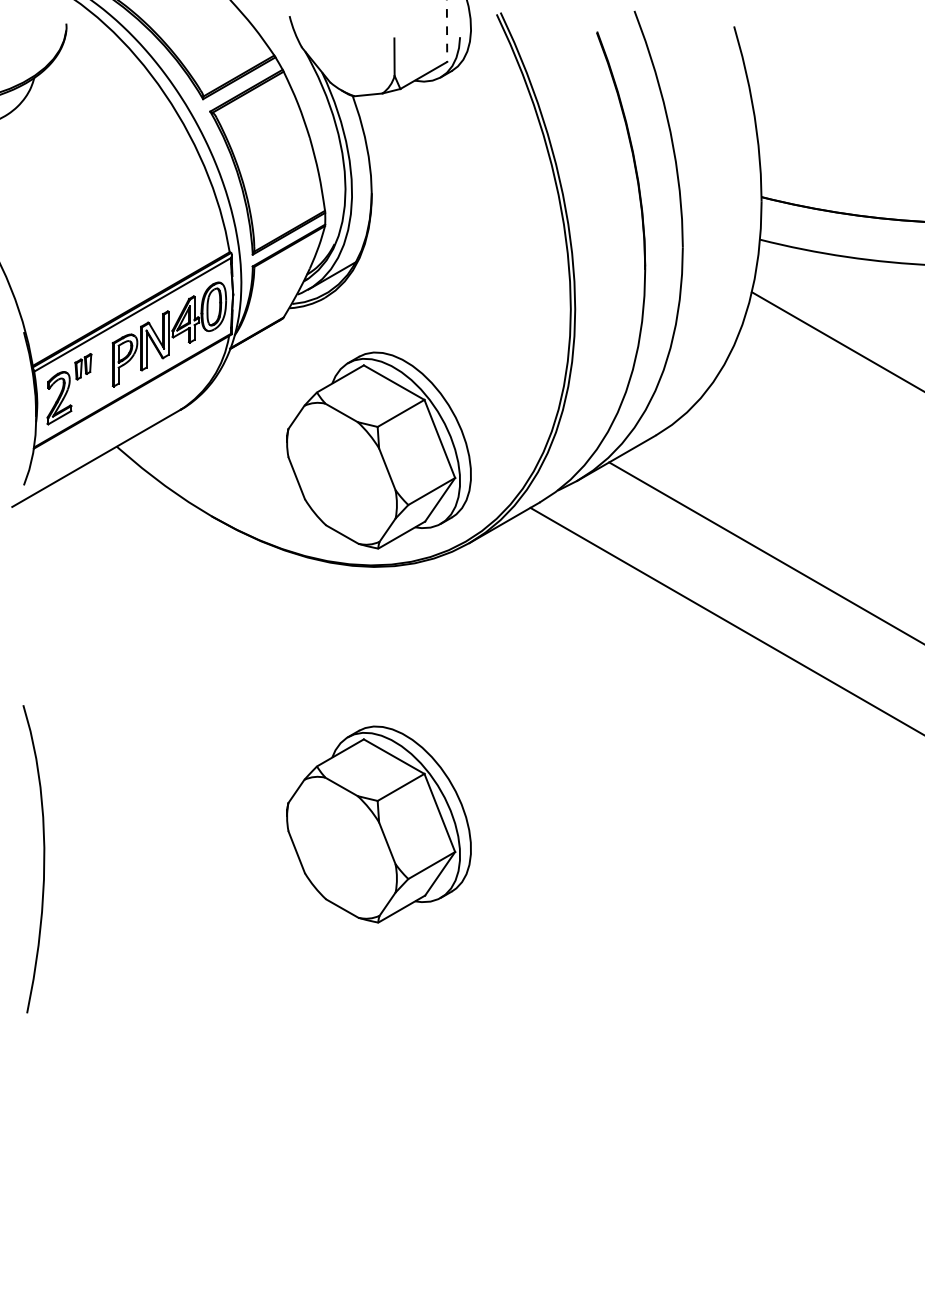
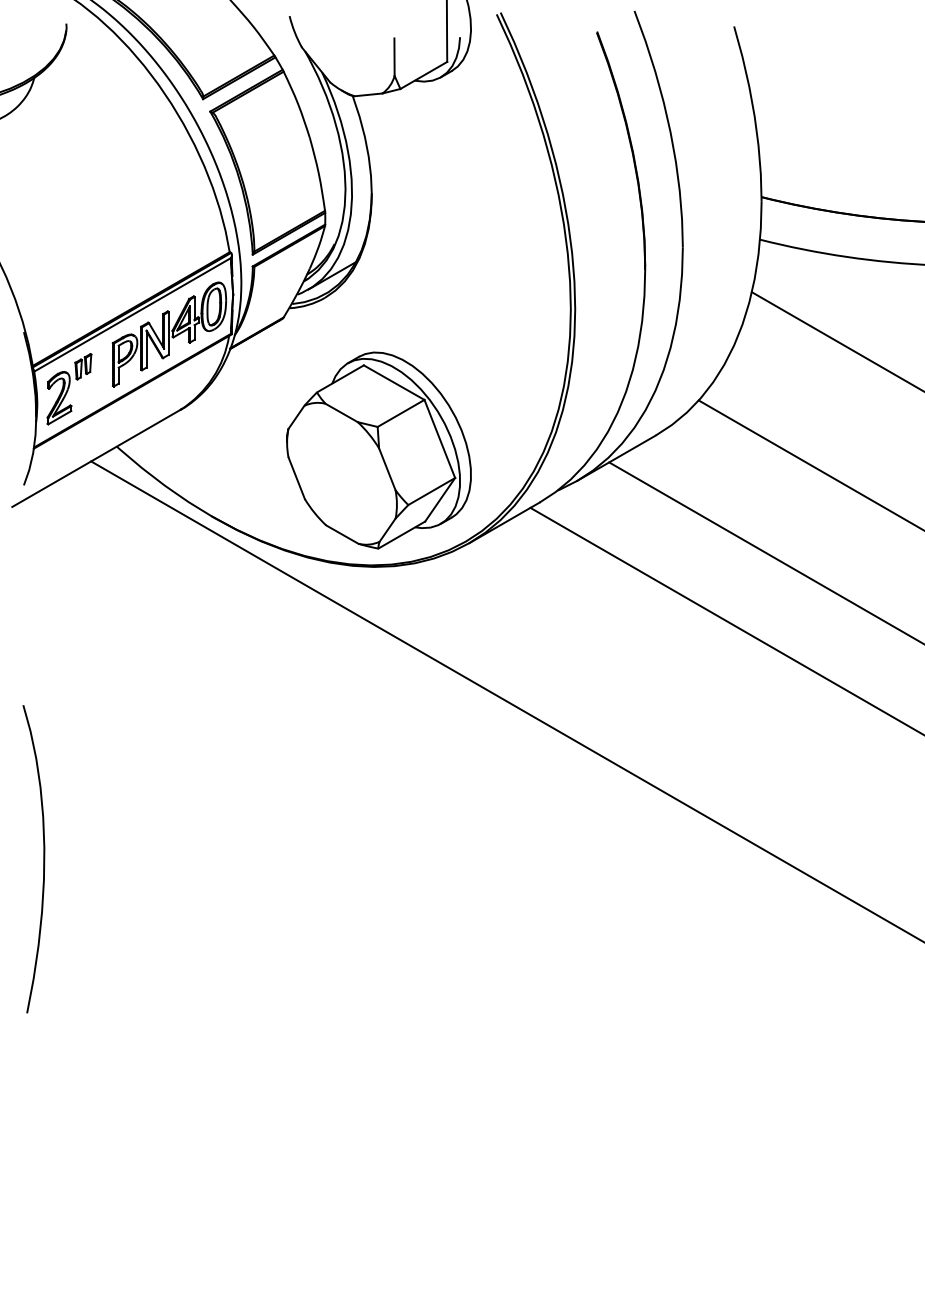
line: dashed -> solid (447, 31)
line: none -> present (809, 464)
line: none -> present (506, 700)
part: present -> none (378, 824)
